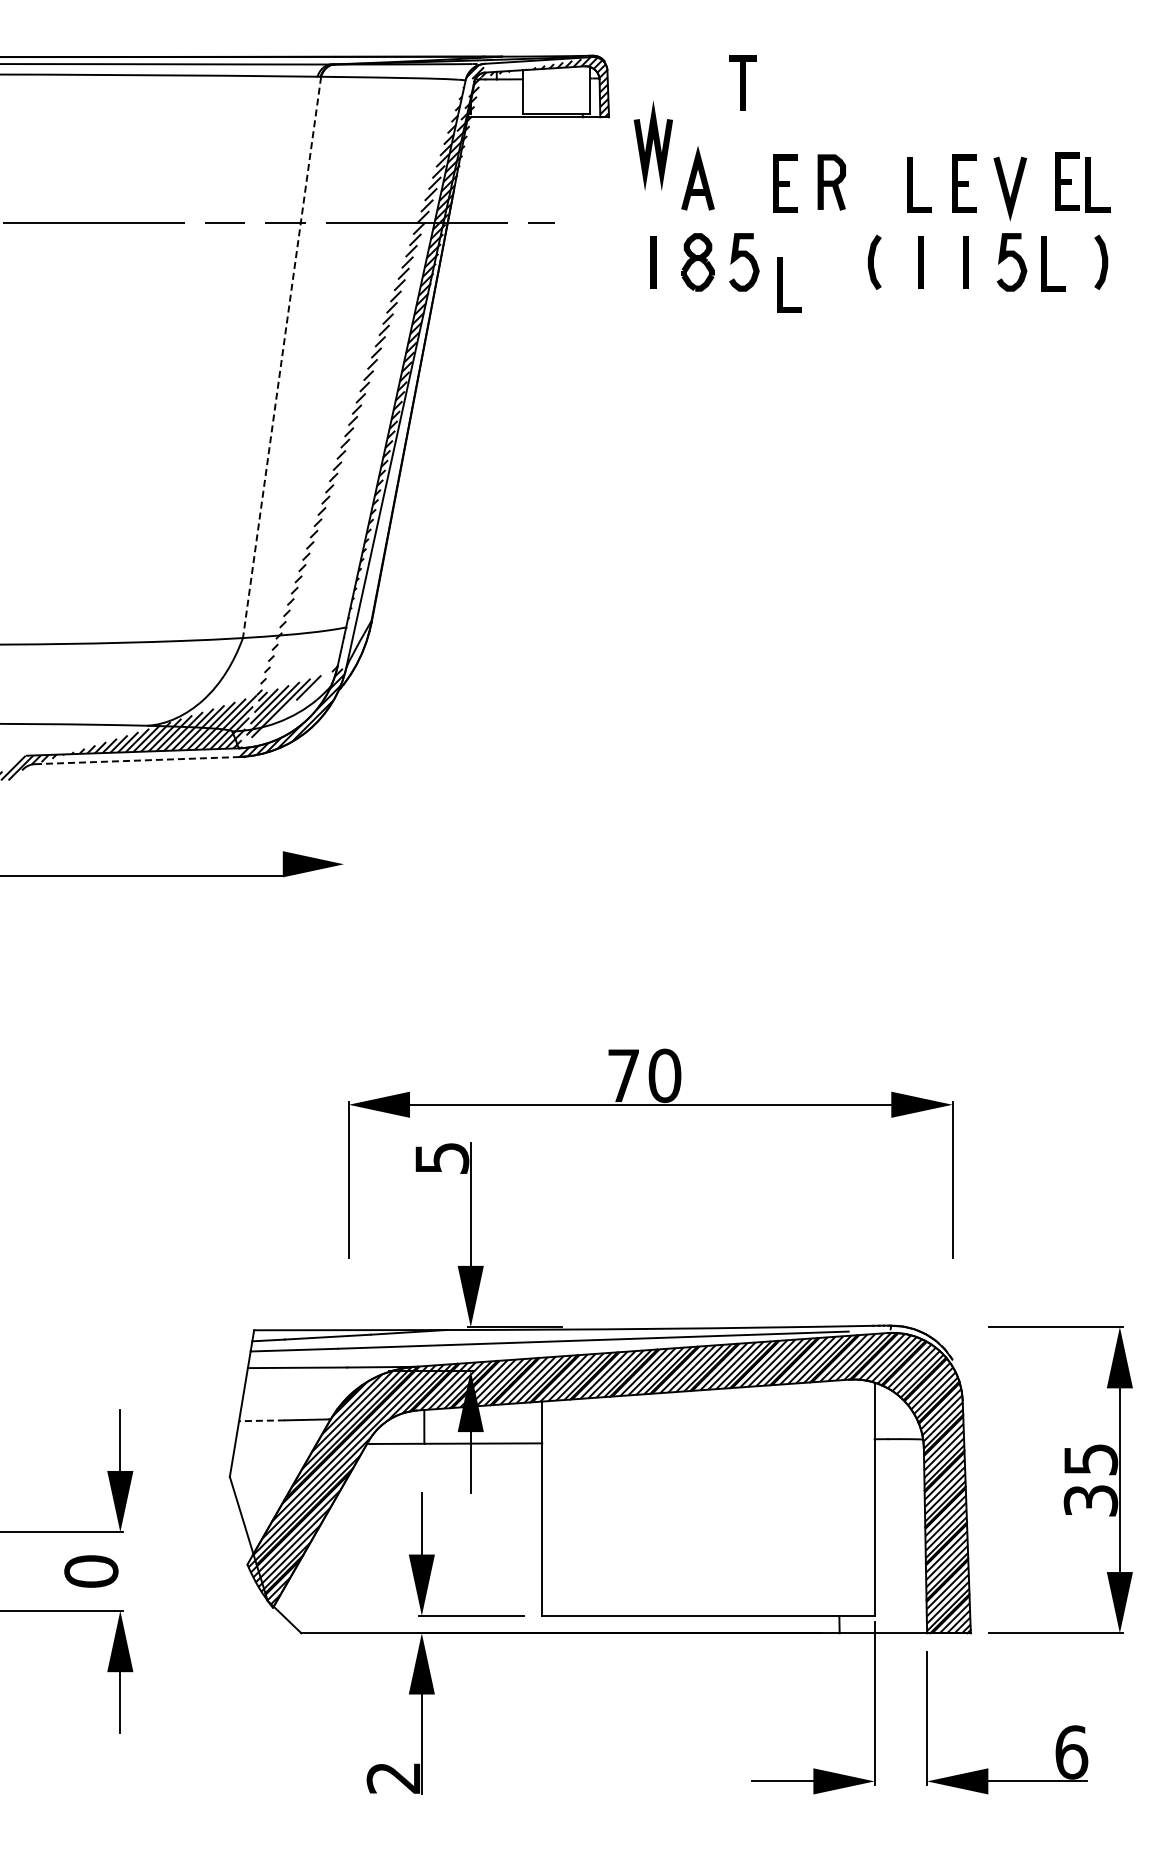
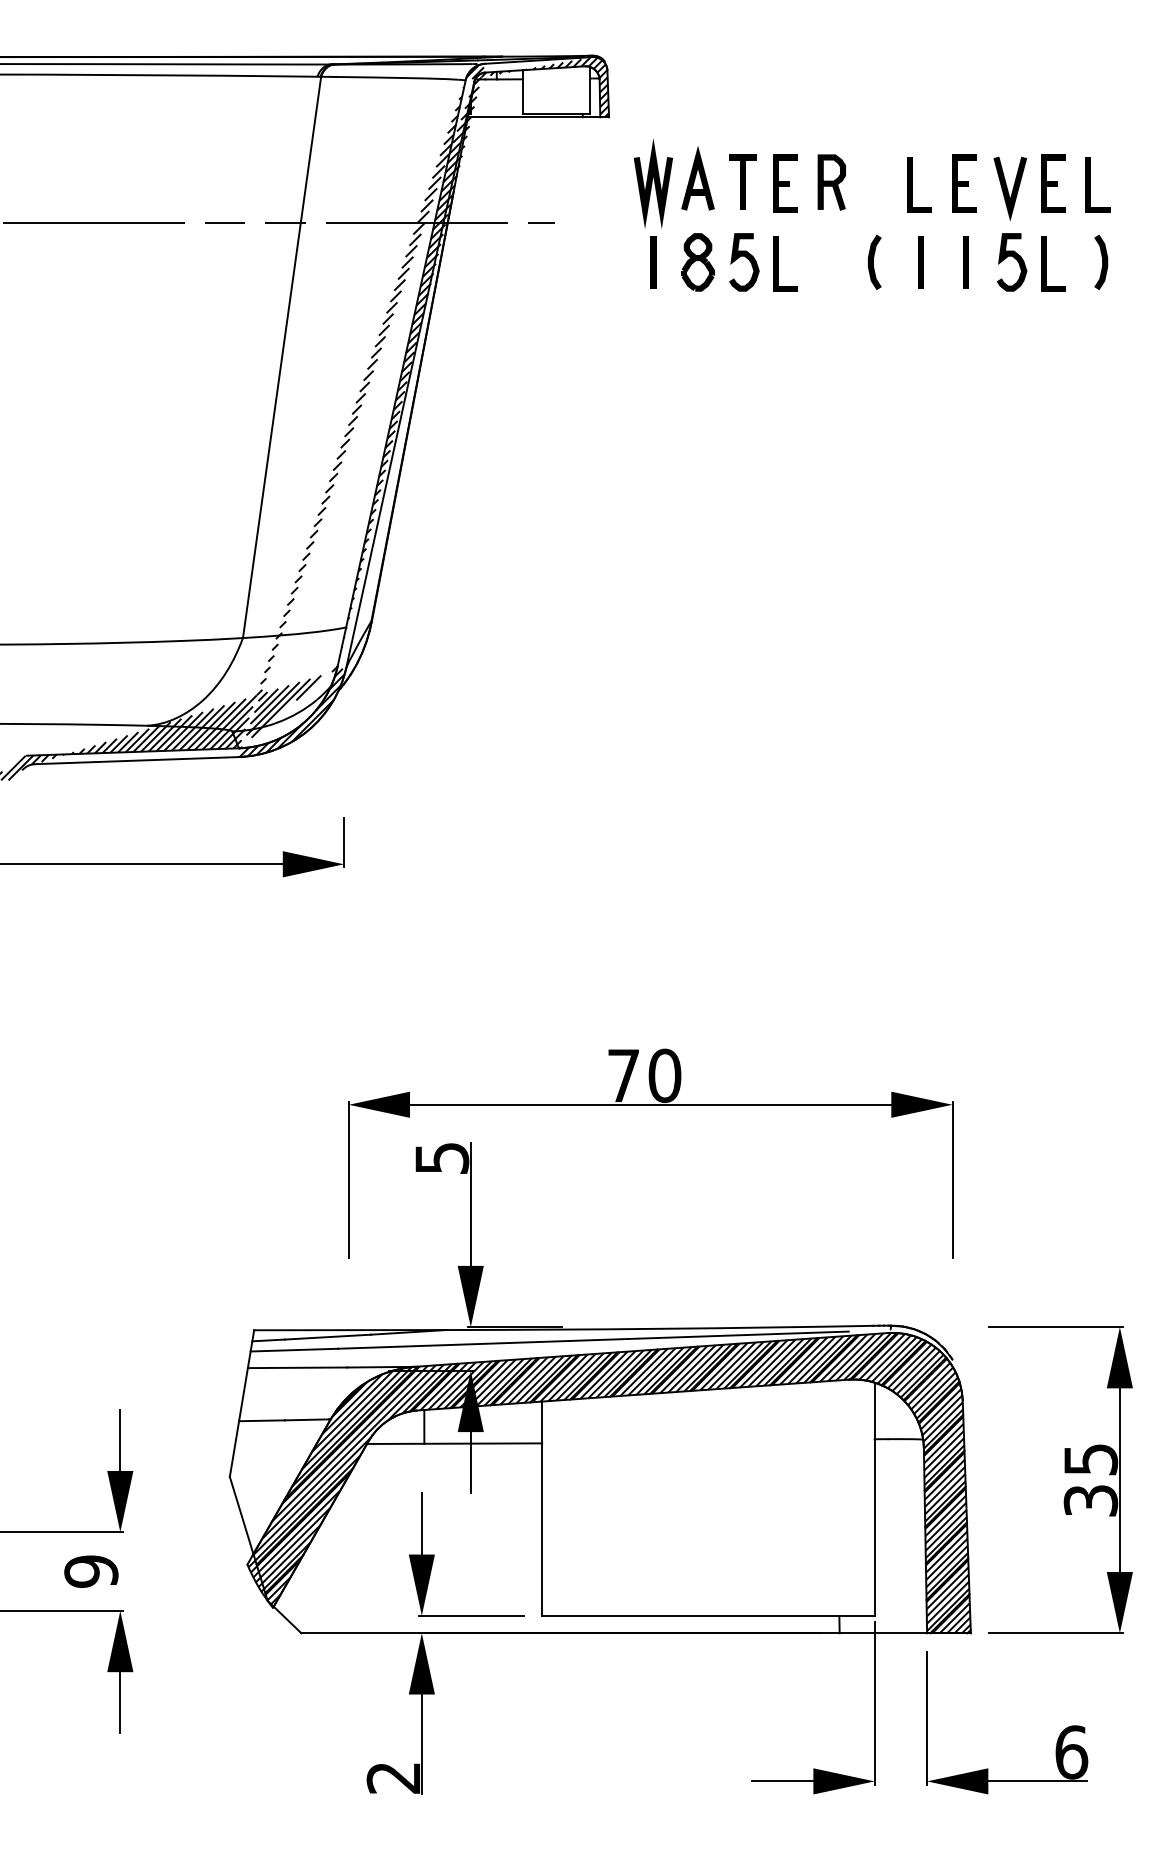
part position: (742, 82) -> (742, 181) (742, 181)
line position: (652, 145) -> (652, 183) (652, 183)
part position: (1067, 181) -> (1053, 183) (1053, 183)
line position: (782, 284) -> (778, 263) (778, 263)
line: dashed -> solid (282, 357)
line: dashed -> solid (137, 760)
line: none -> present (344, 842)
line position: (142, 876) -> (142, 864) (142, 864)
line: dashed -> solid (262, 1420)
text: 0 -> 9 (91, 1571)
